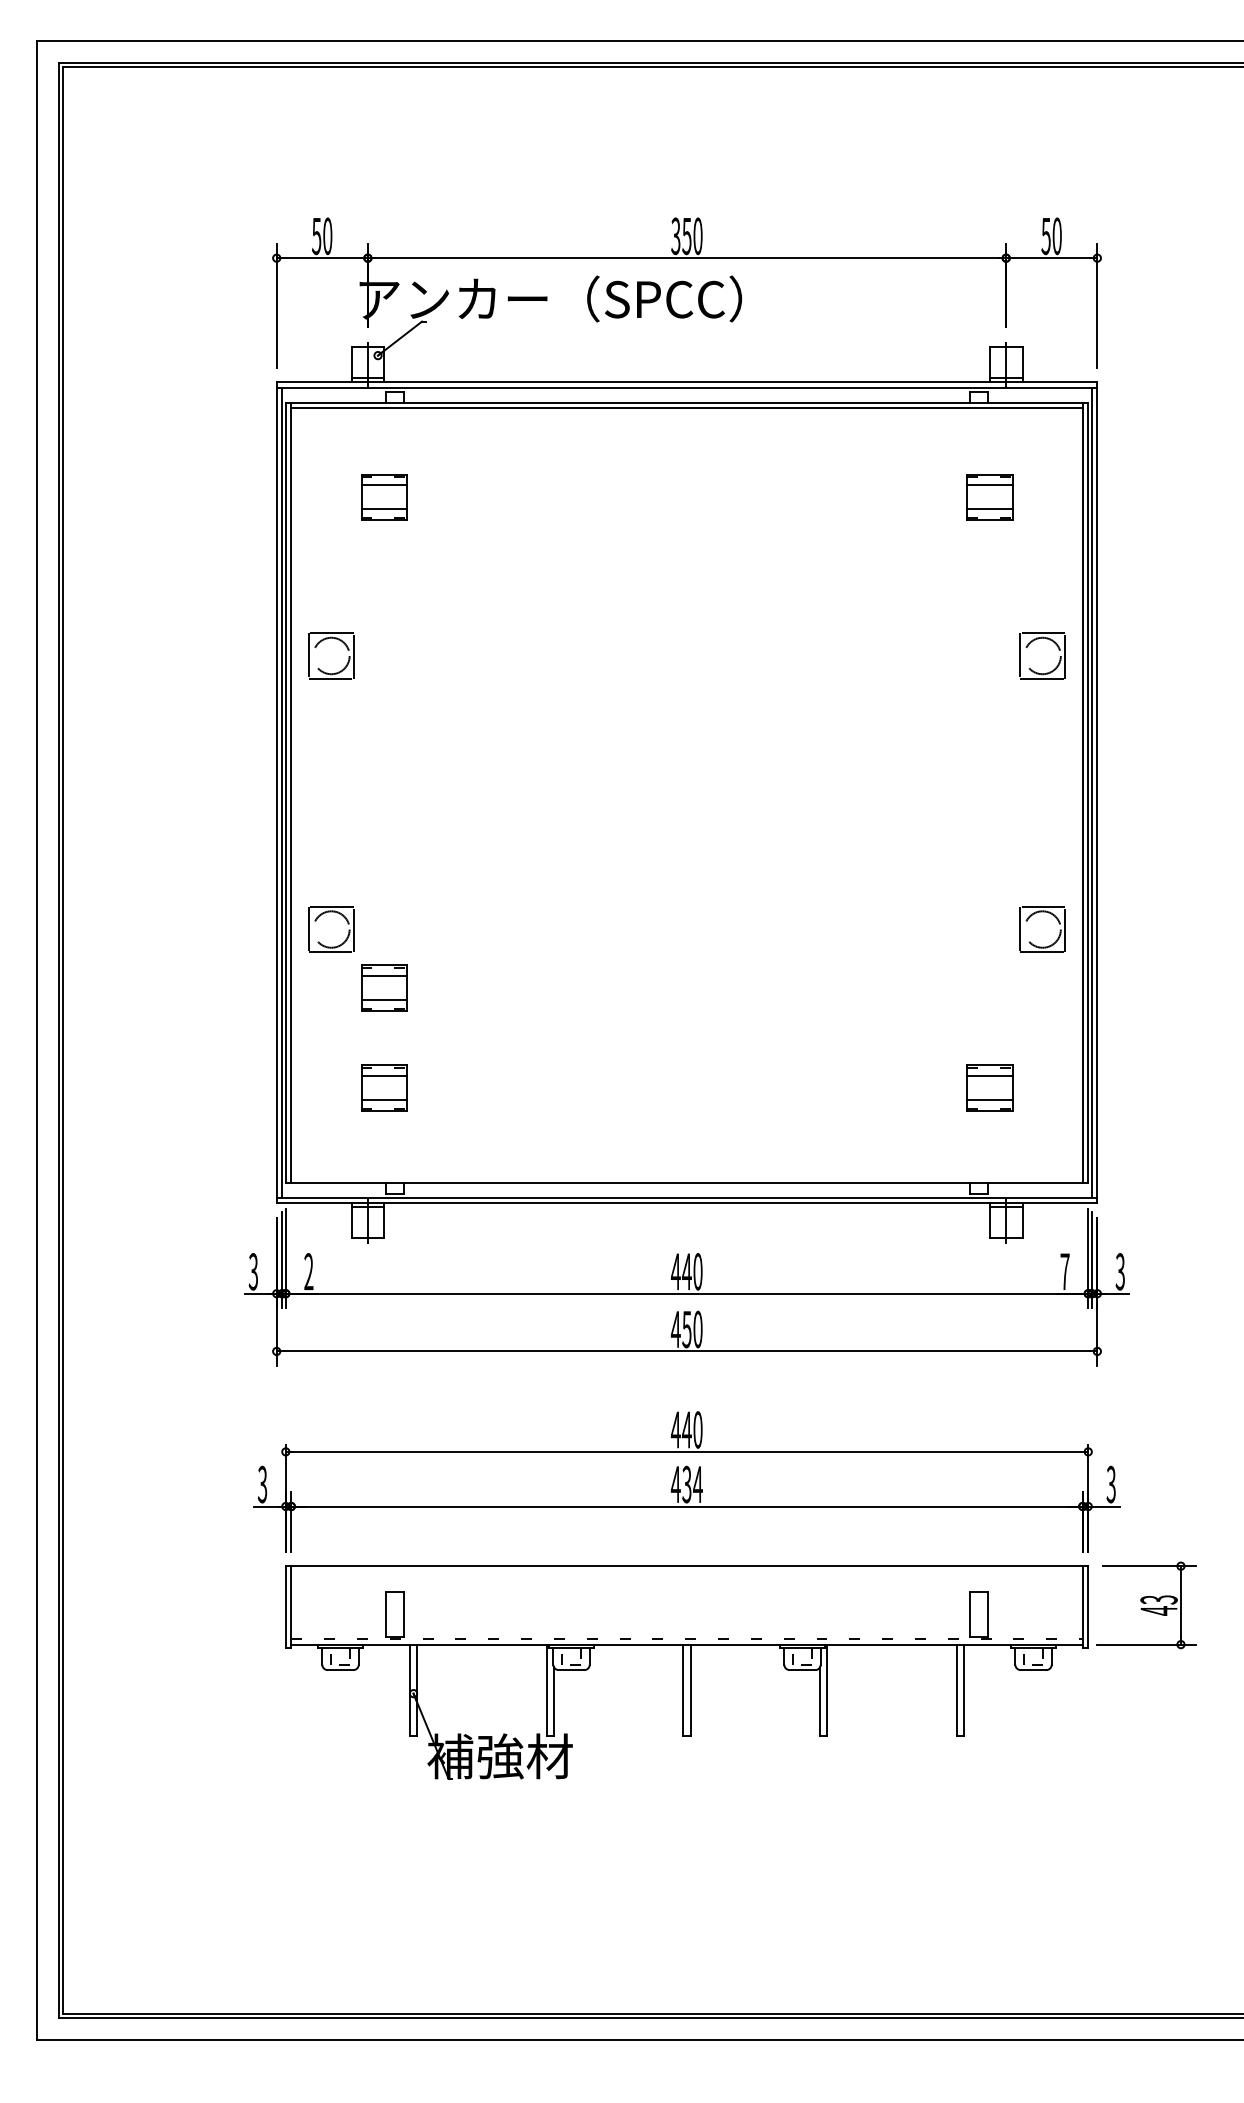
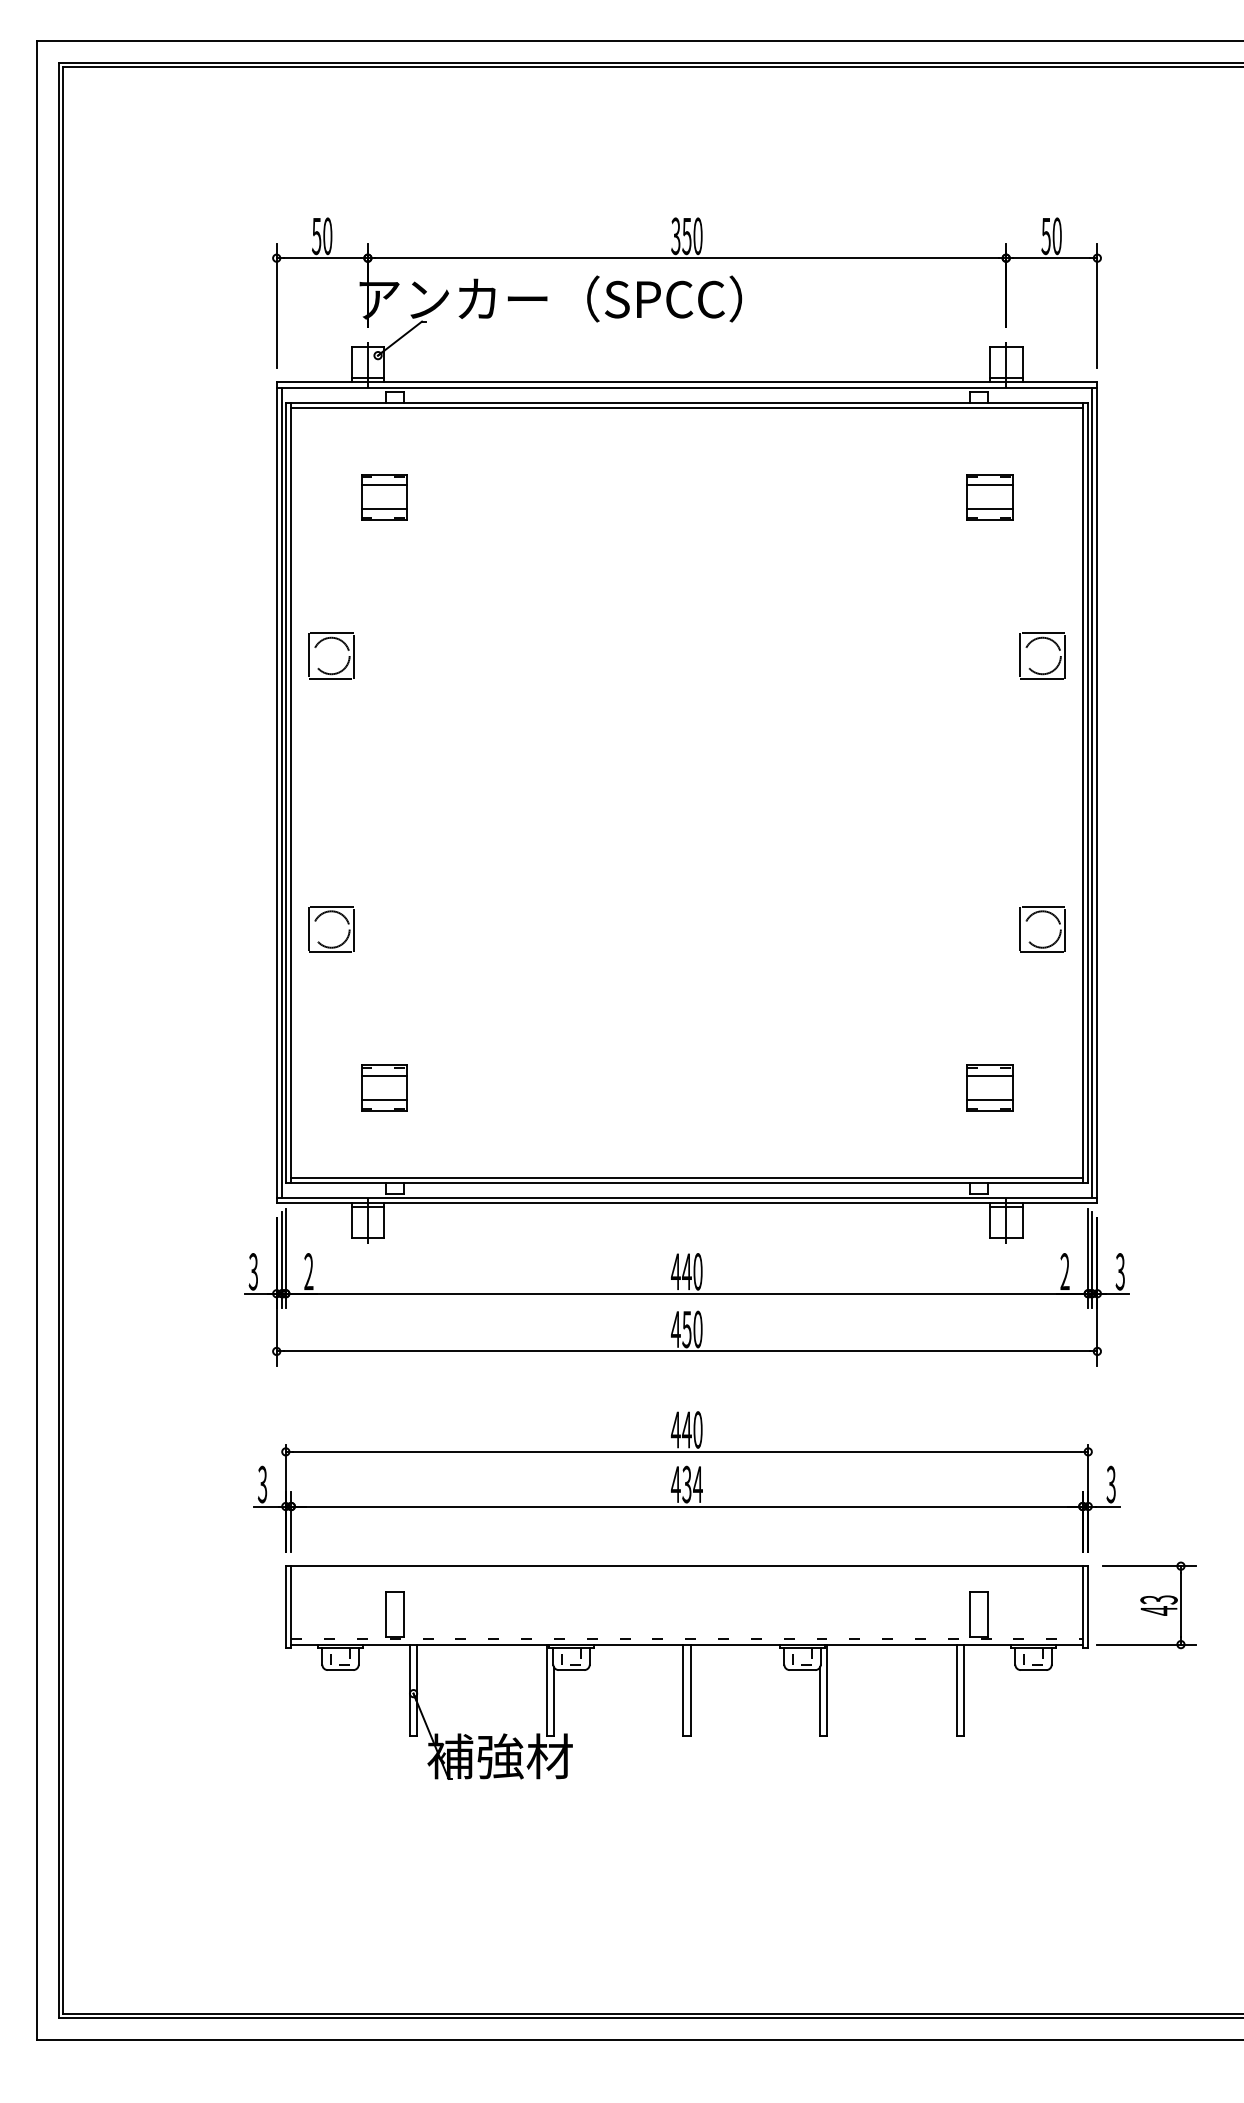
part: present -> none (384, 987)
line: none -> present (686, 1177)
text: 7 -> 2 (1064, 1271)
